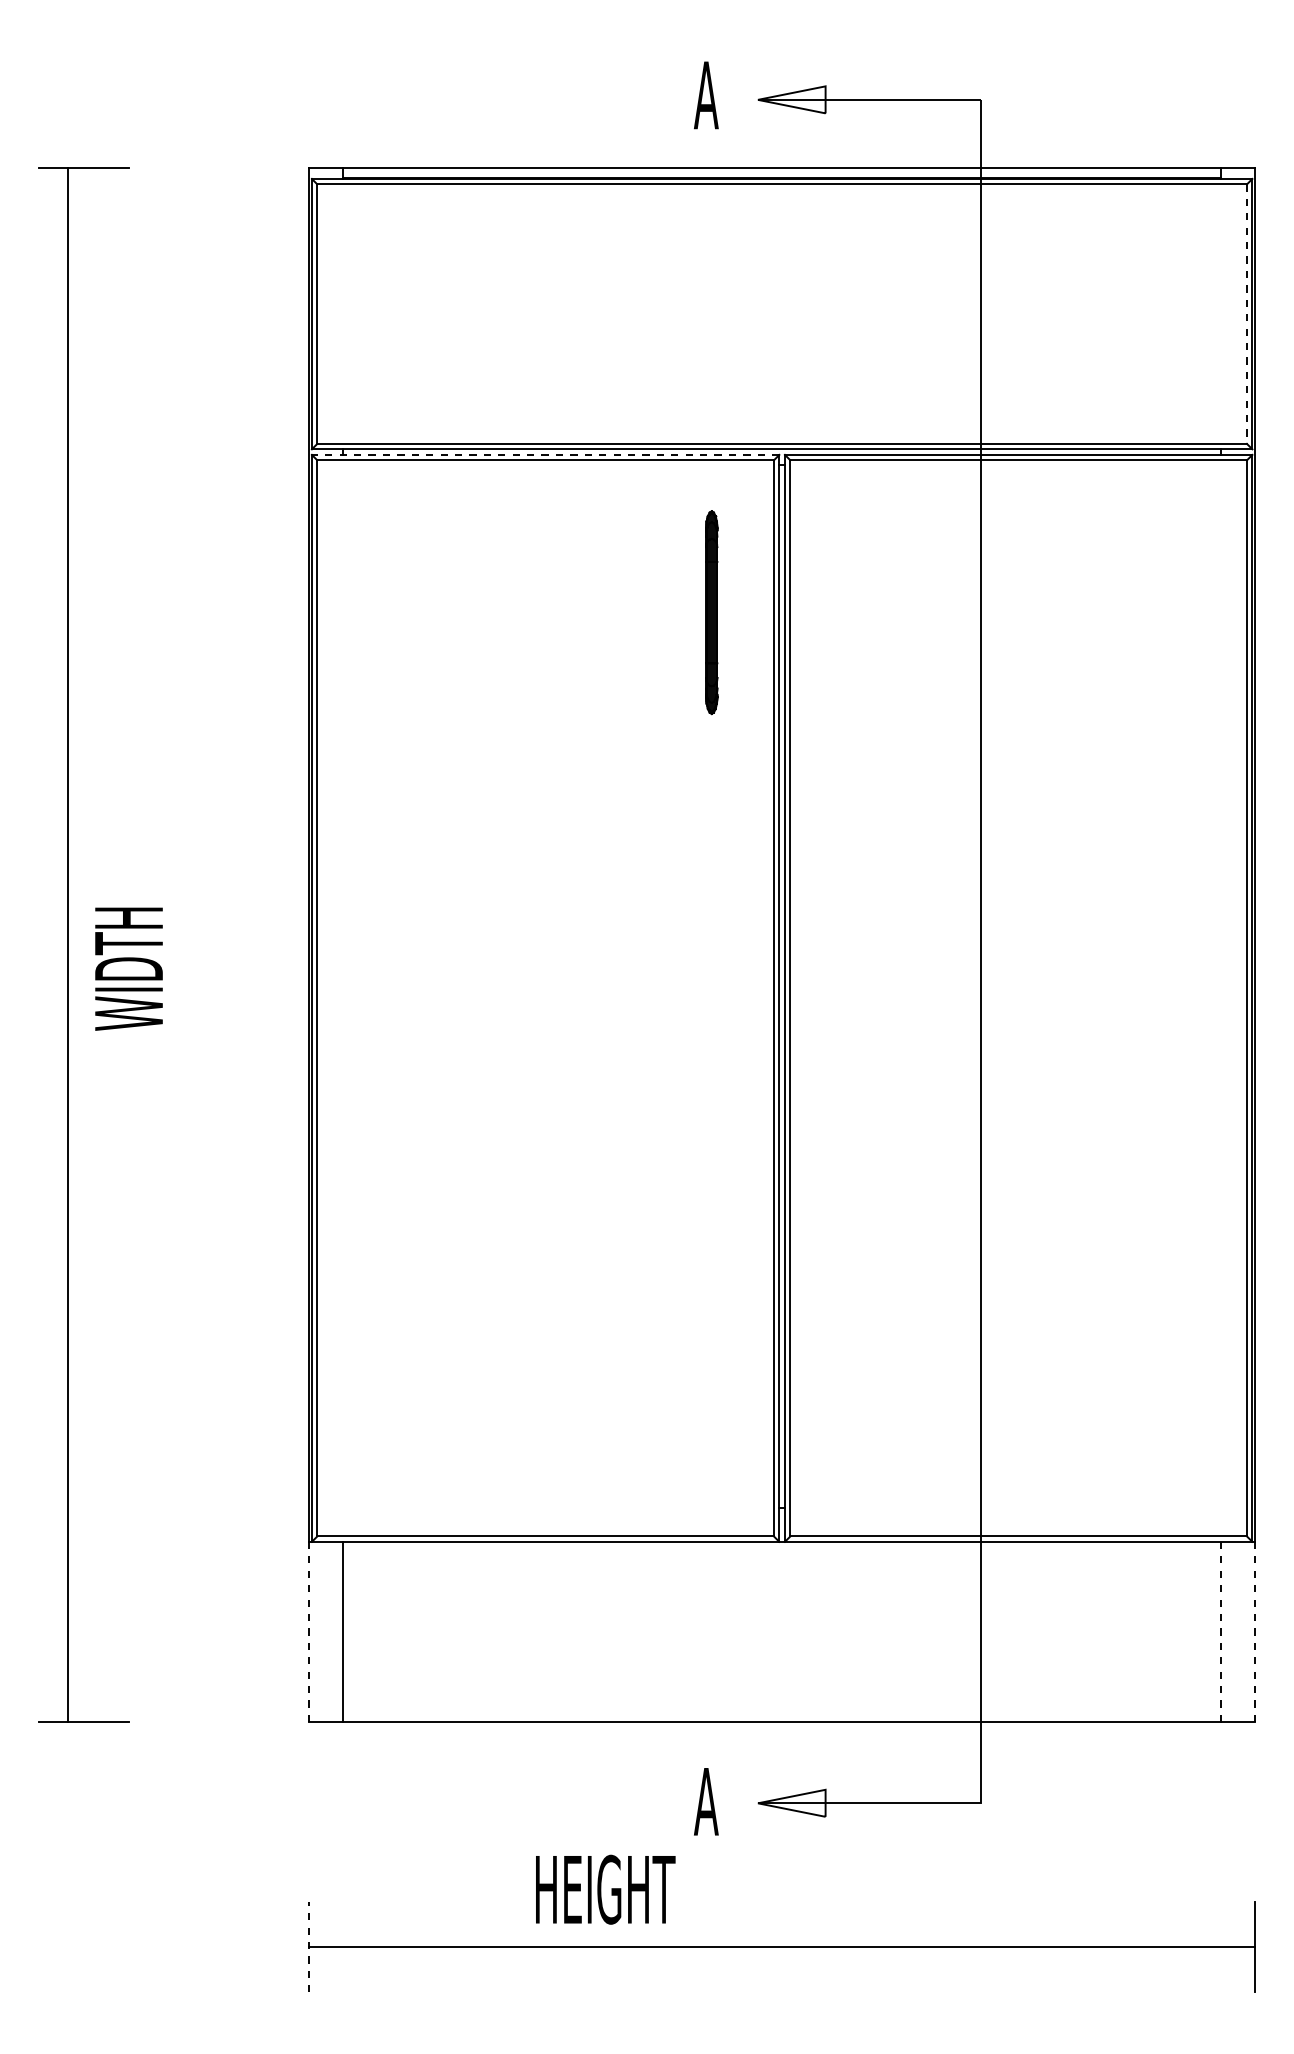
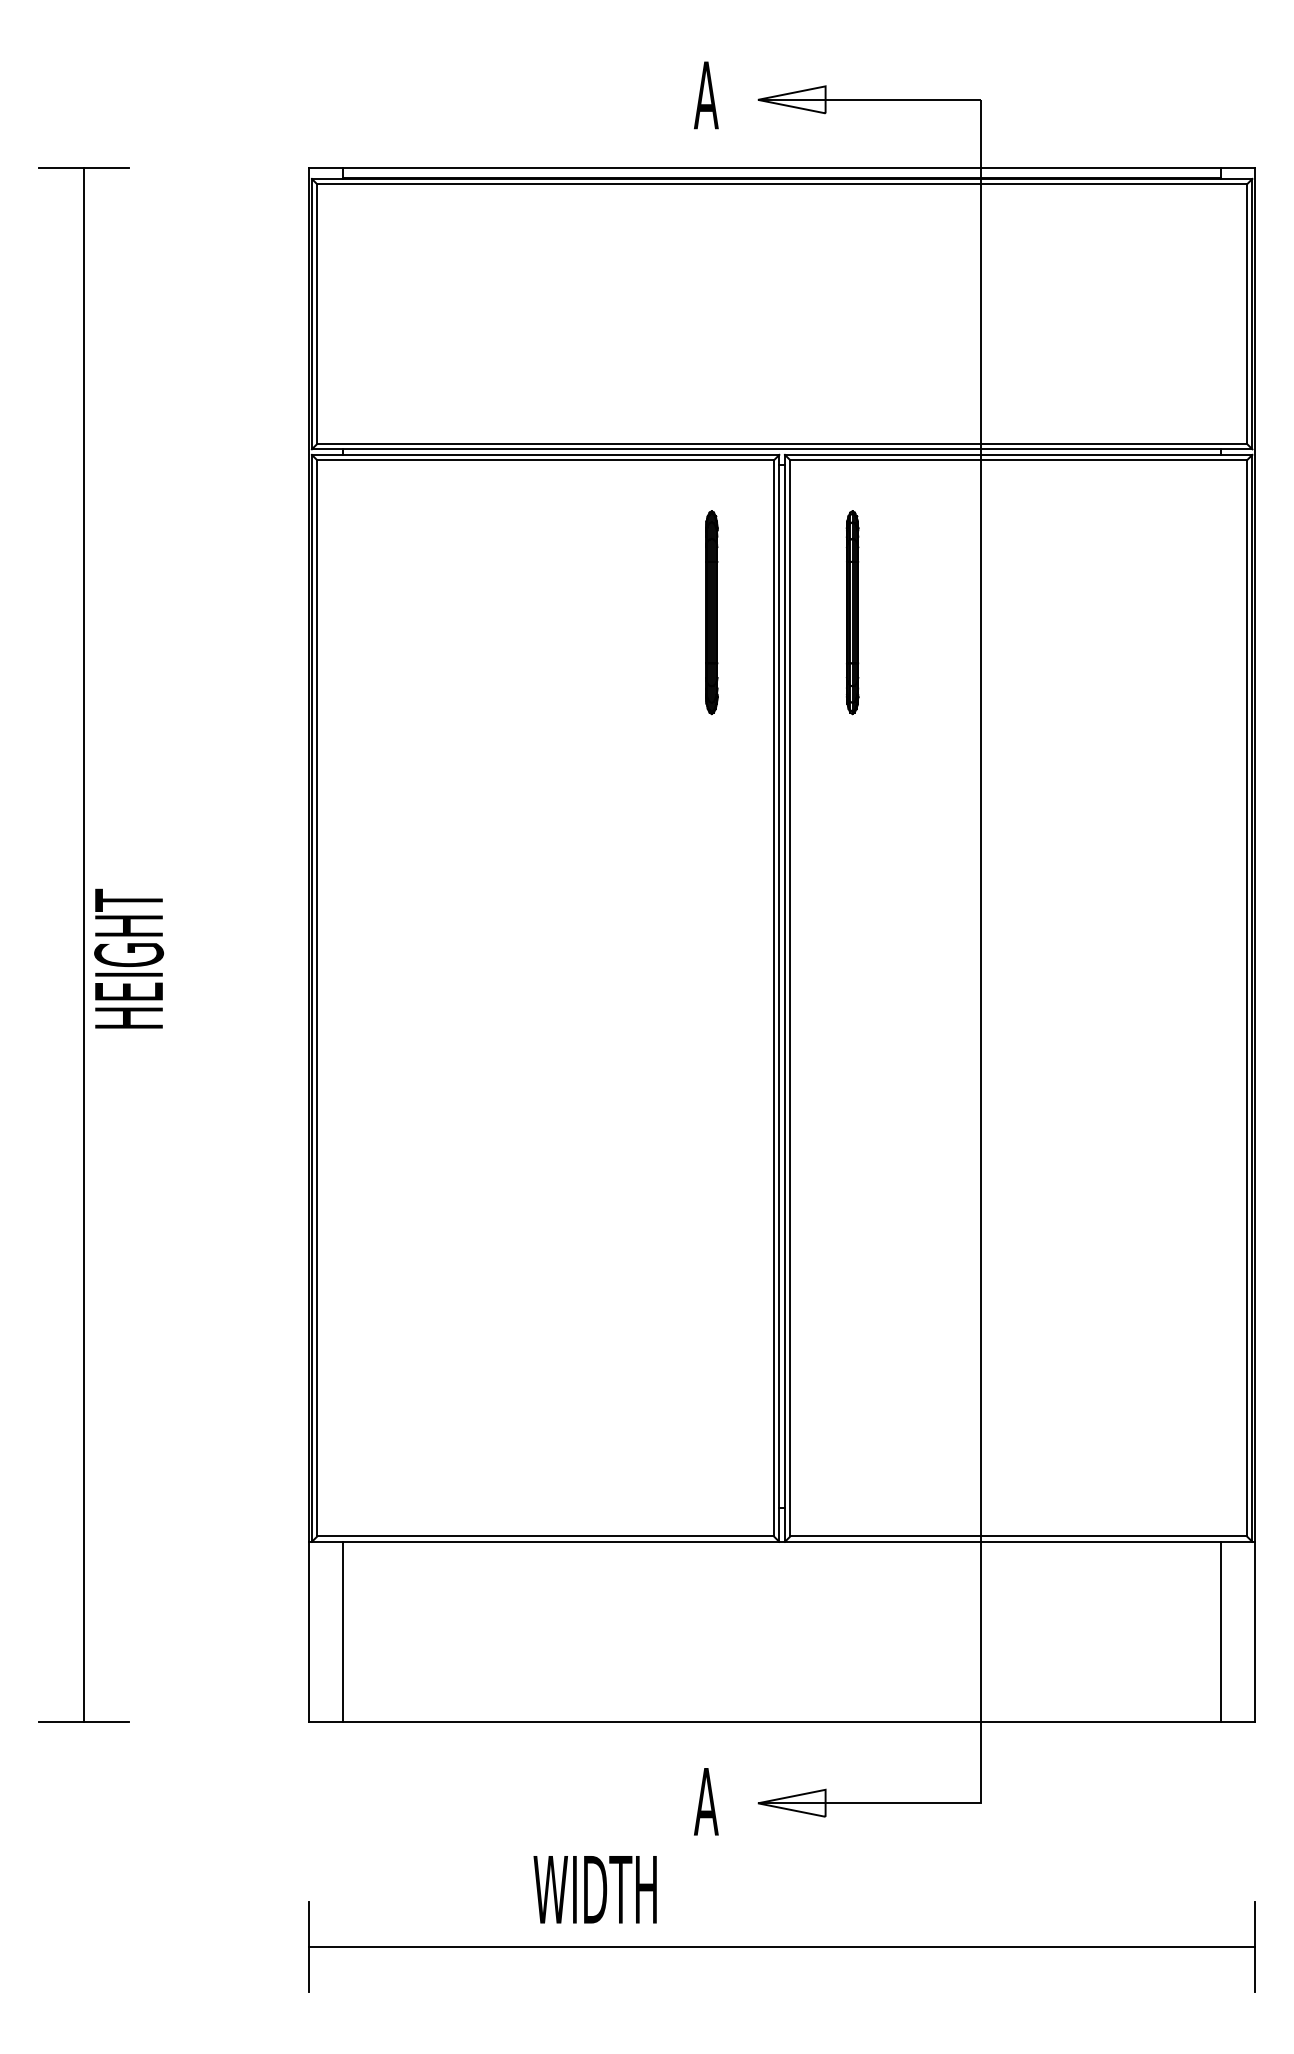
line: dashed -> solid (1246, 314)
line: dashed -> solid (545, 454)
part: none -> present (852, 612)
line position: (67, 944) -> (83, 944) (83, 944)
text: WIDTH -> HEIGHT (129, 959)
line: dashed -> solid (1220, 1631)
line: dashed -> solid (1255, 1631)
line: dashed -> solid (309, 1632)
text: HEIGHT -> WIDTH (604, 1889)
line: dashed -> solid (309, 1946)
